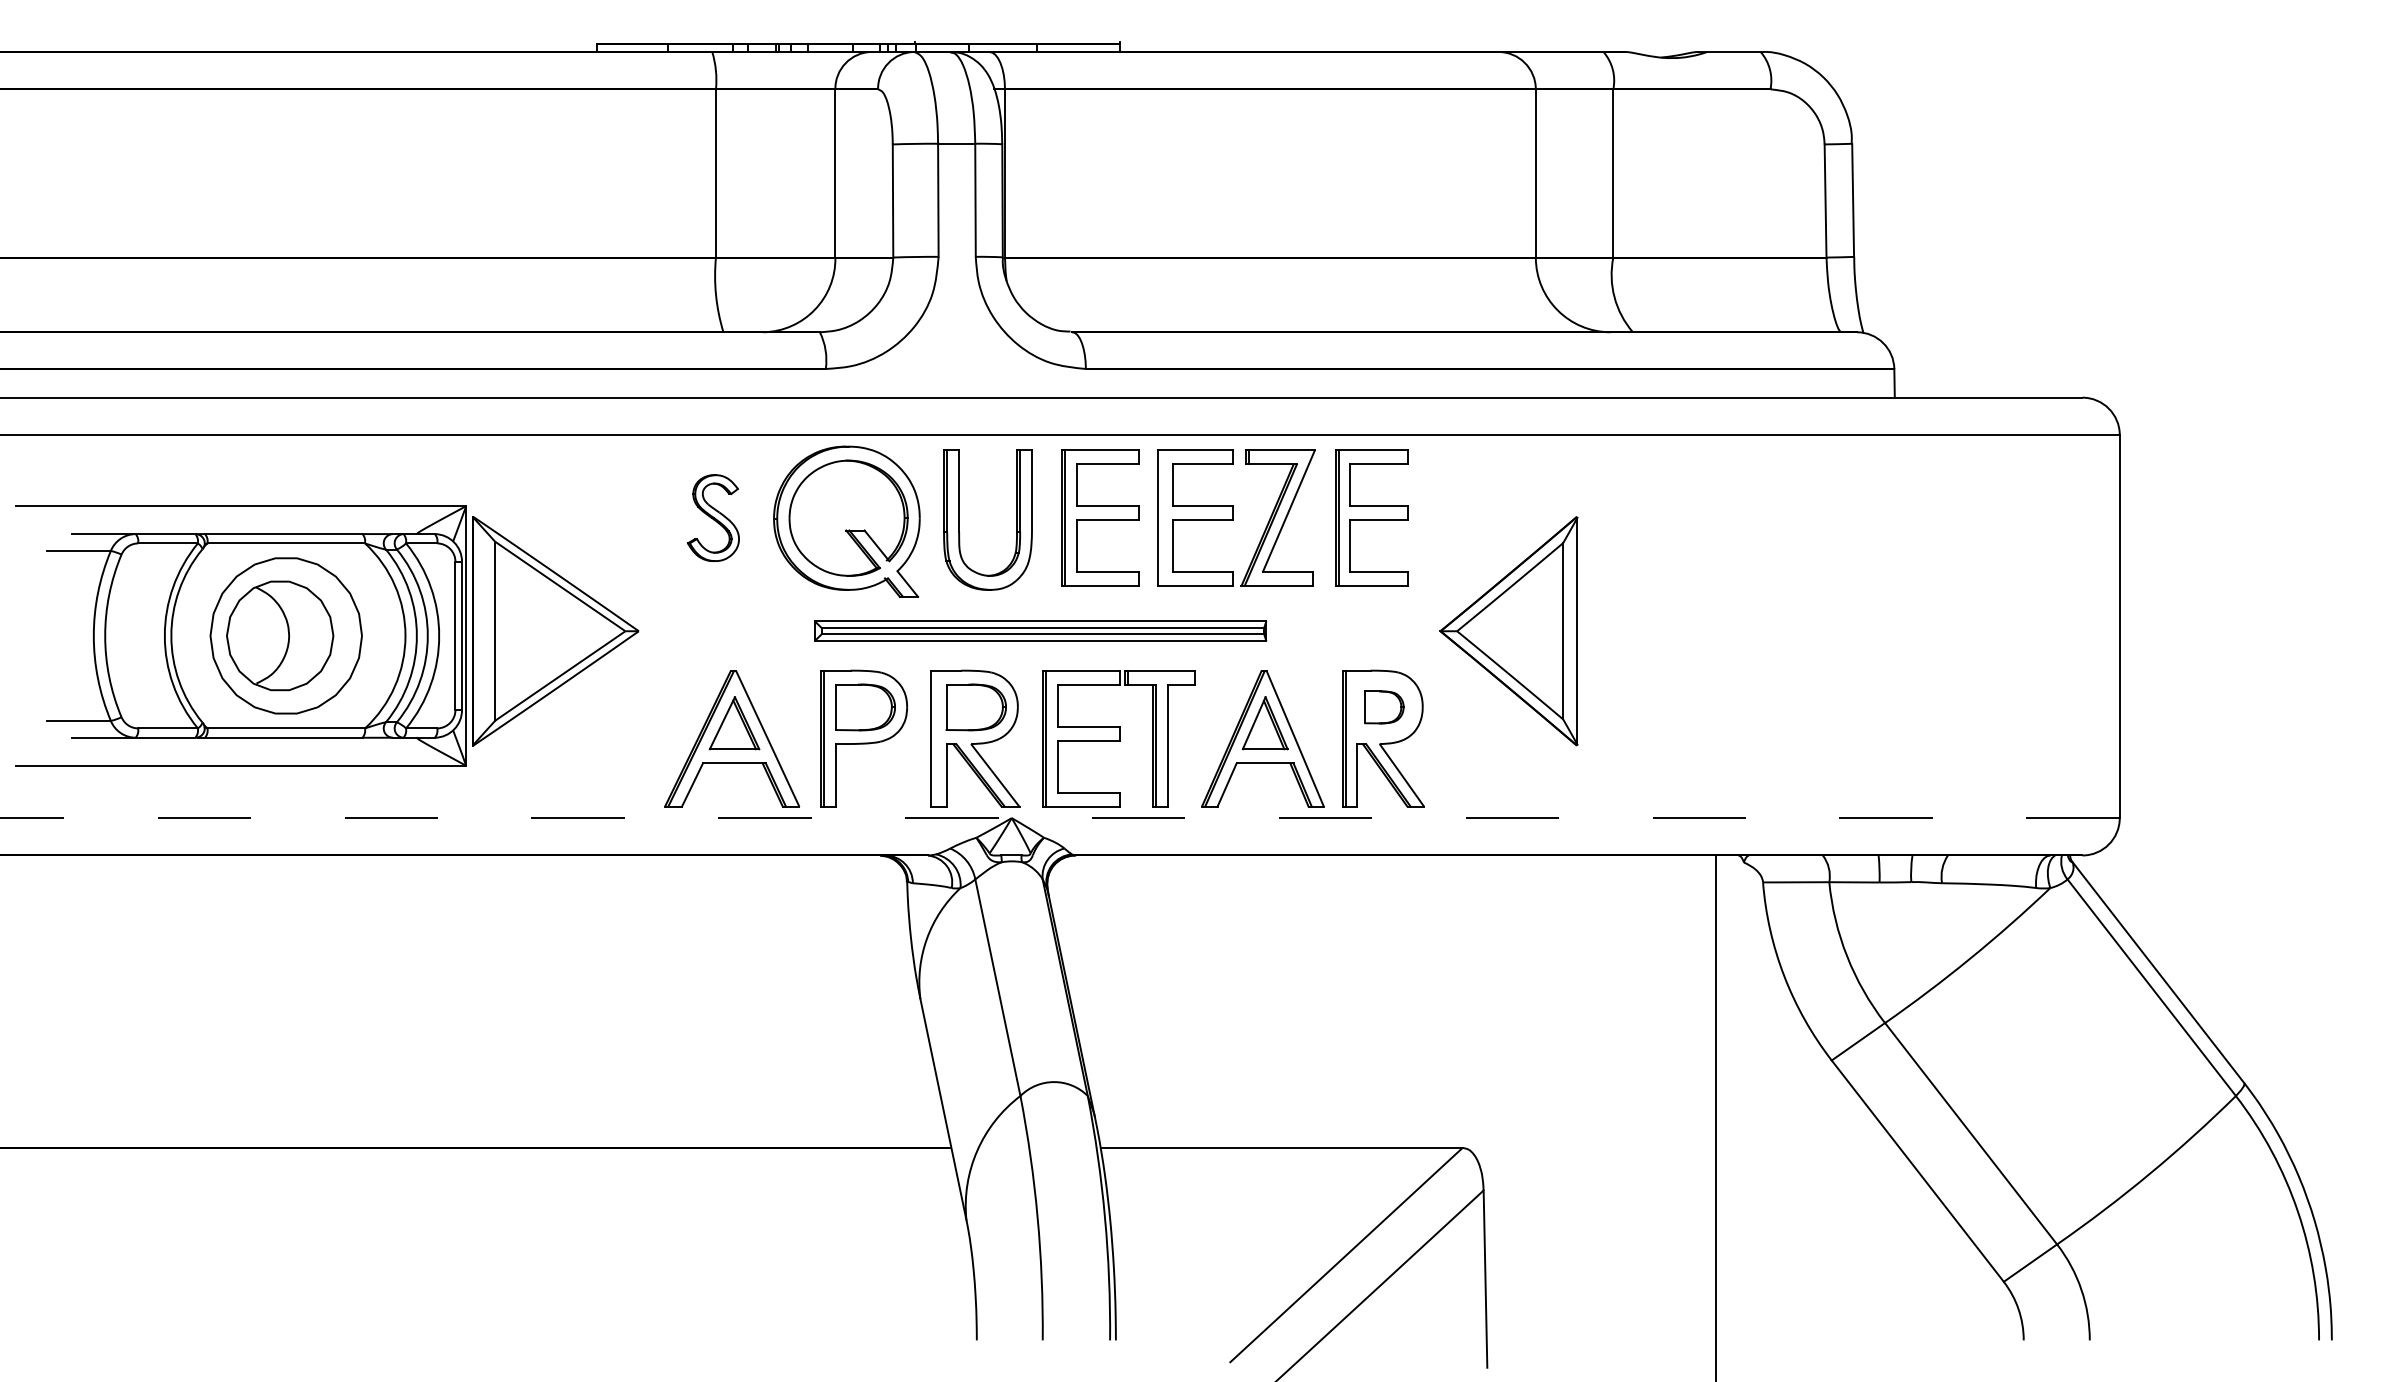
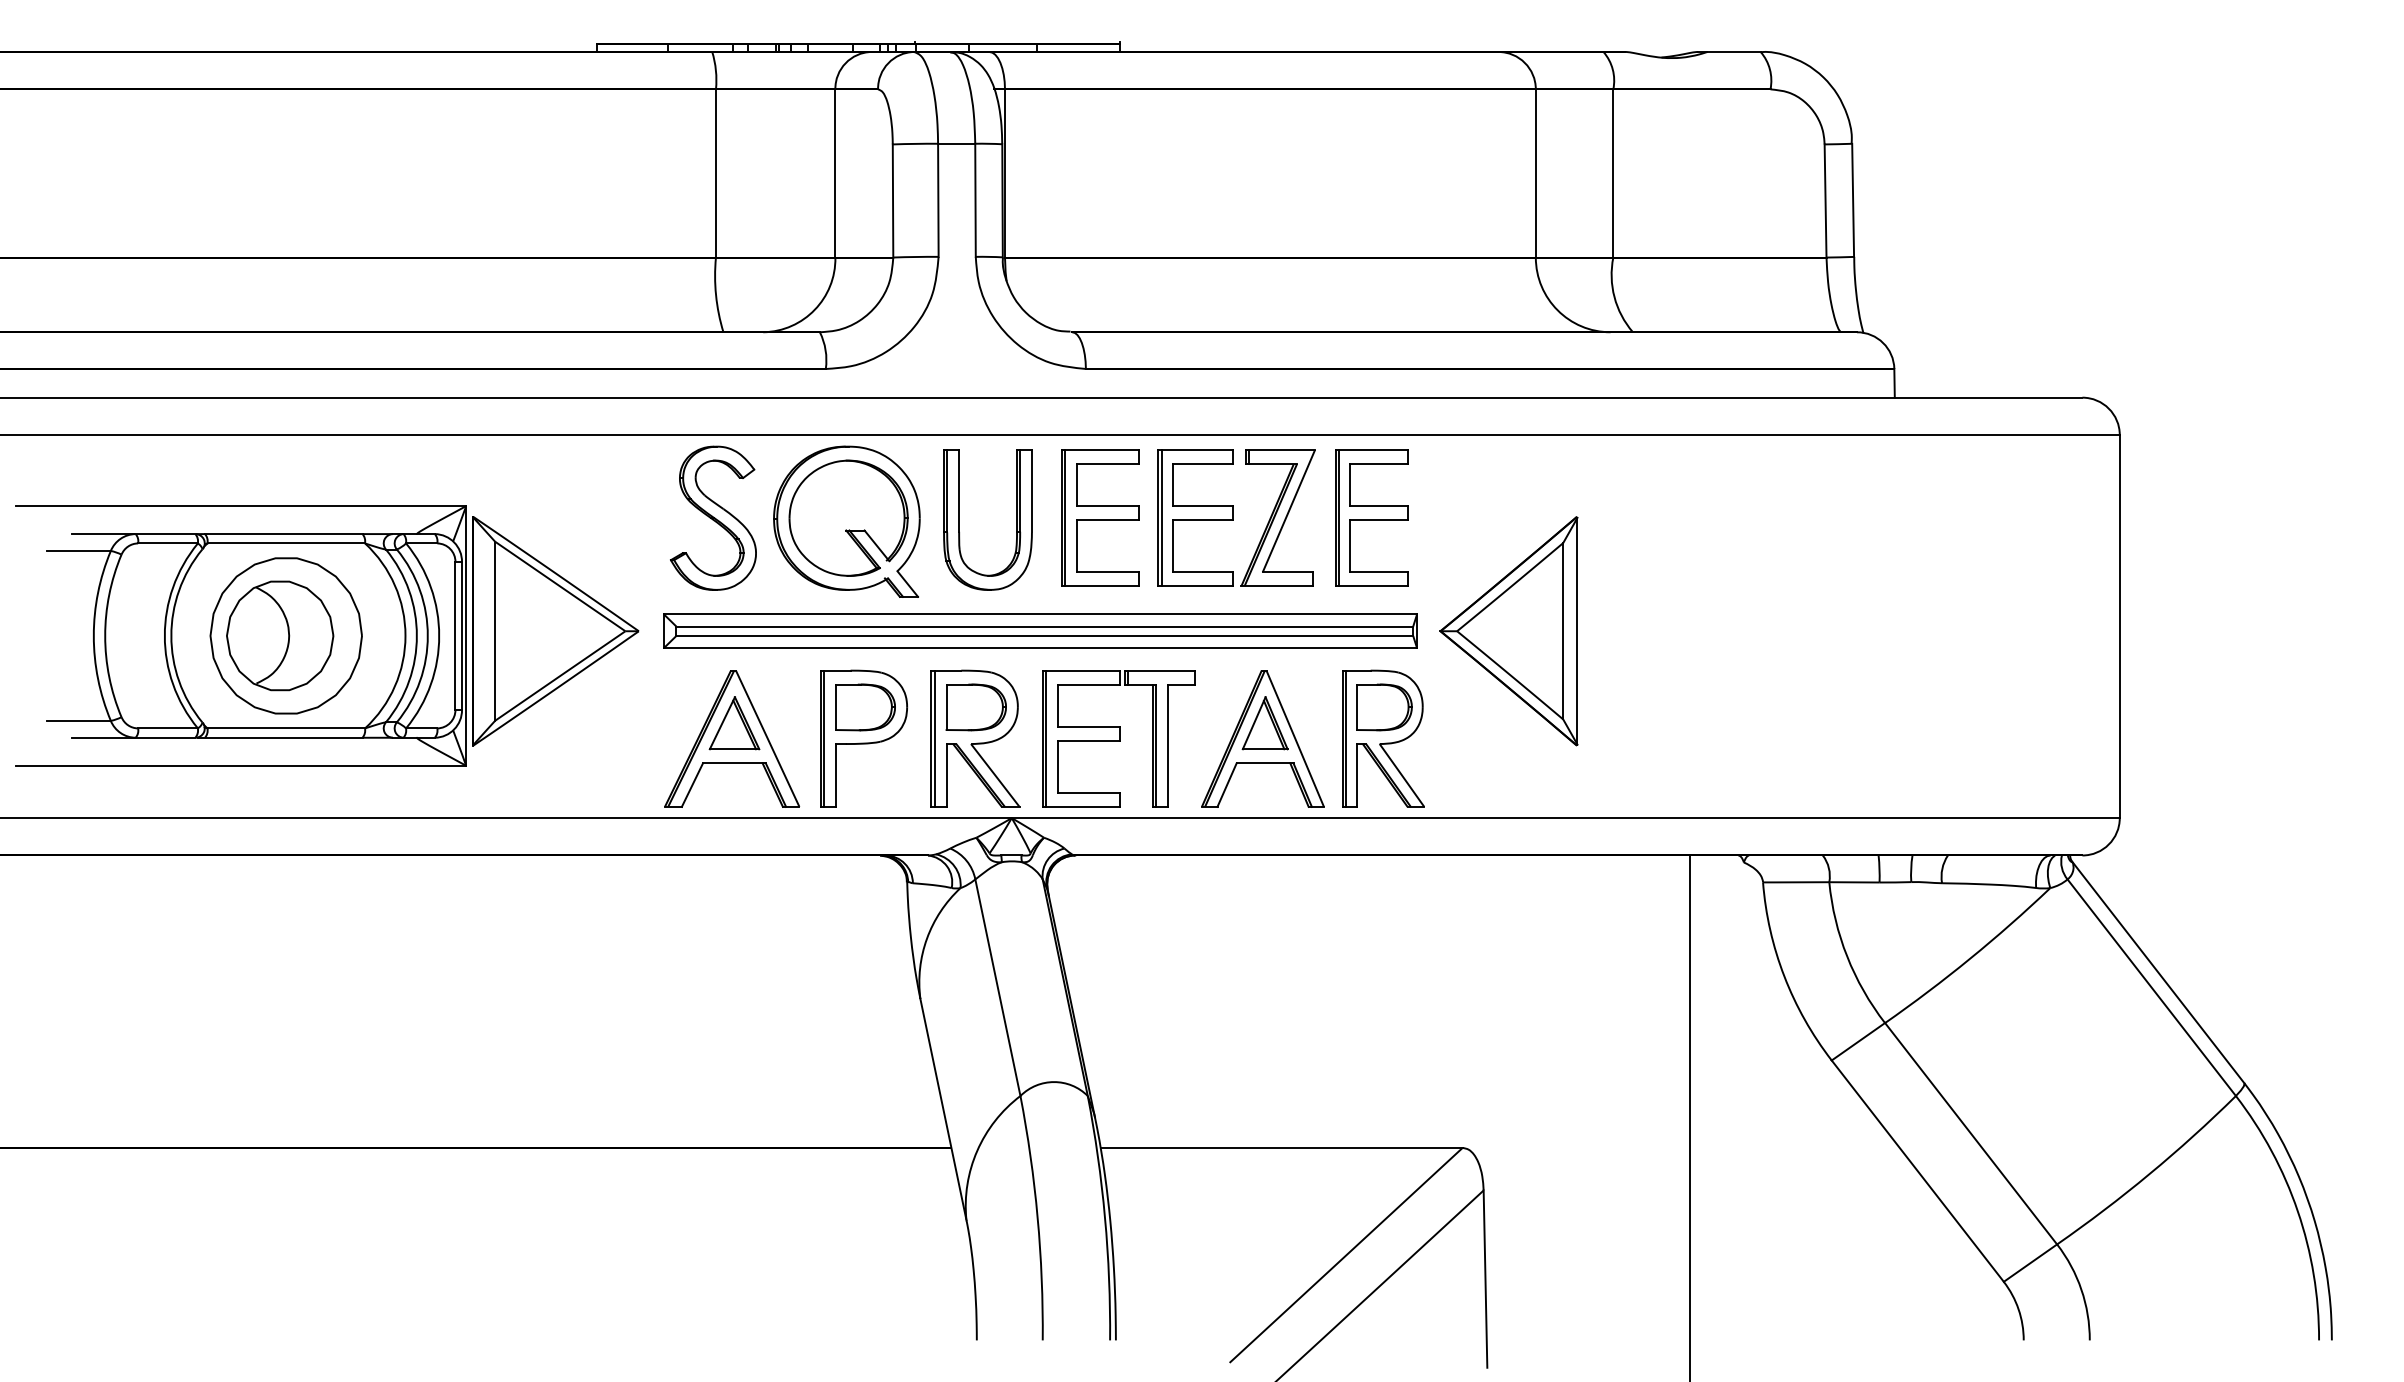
part size: 53x88 px -> 87x146 px (713, 517)
line: none -> present (1161, 518)
part size: 454x22 px -> 755x36 px (1040, 630)
part size: 41x35 px -> 57x49 px (1384, 707)
line: none -> present (934, 738)
line: dashed -> solid (1059, 818)
line position: (1716, 1116) -> (1690, 1116) (1690, 1116)
